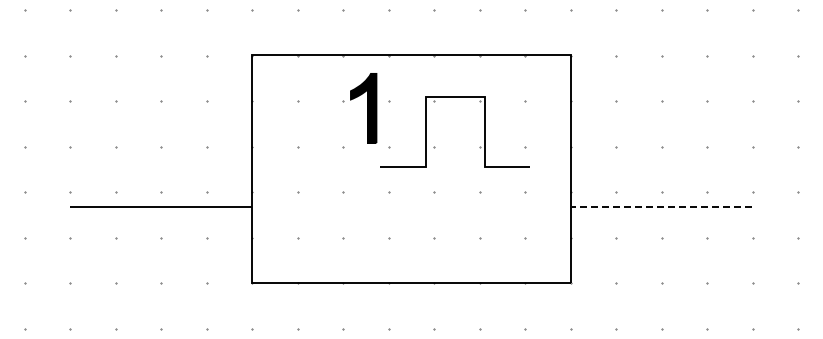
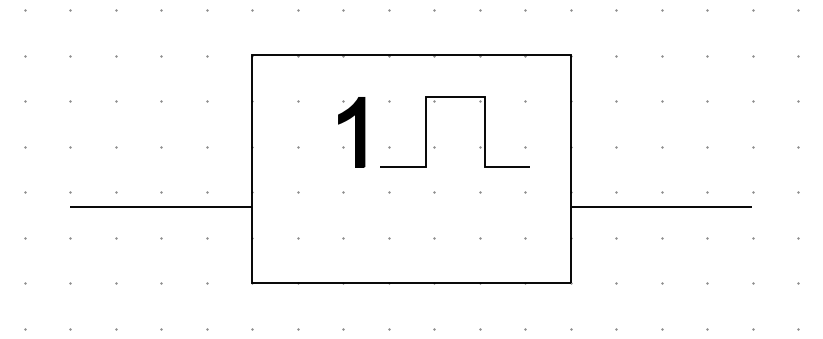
part position: (363, 108) -> (351, 132) (351, 132)
line: dashed -> solid (661, 206)
